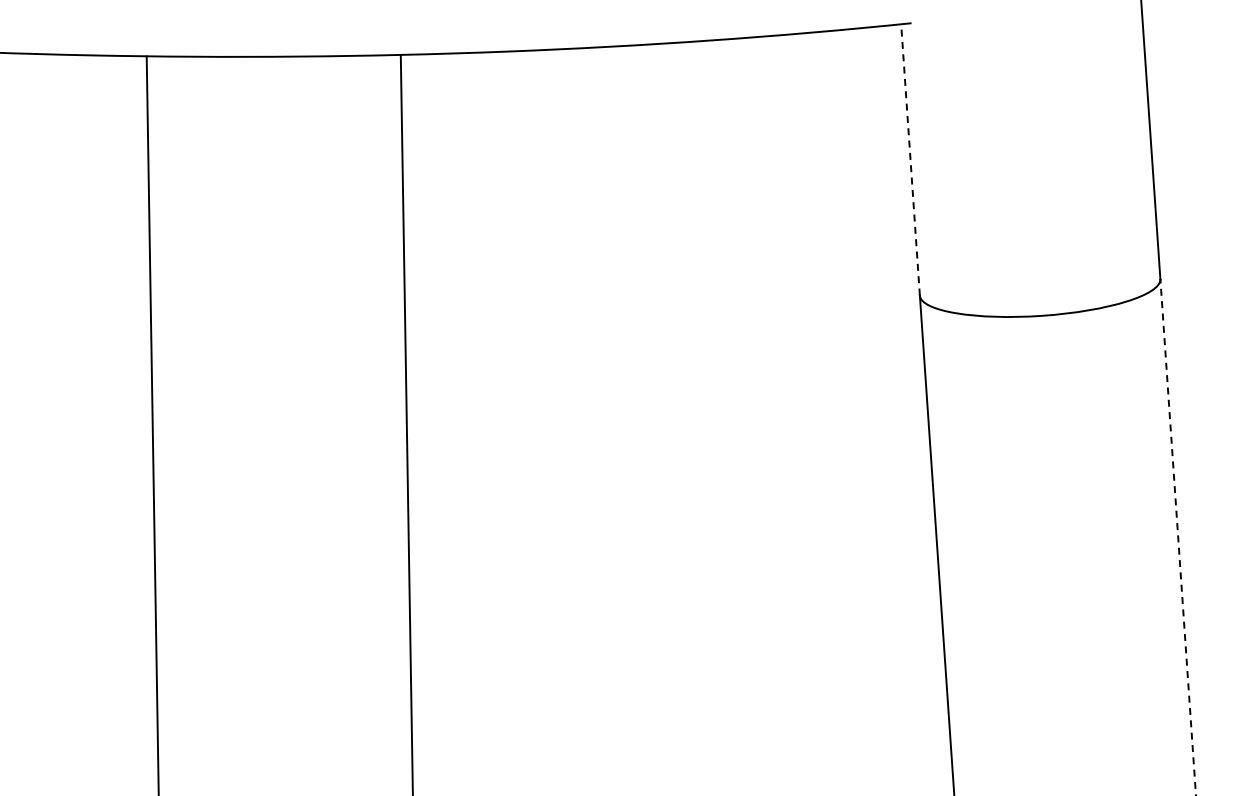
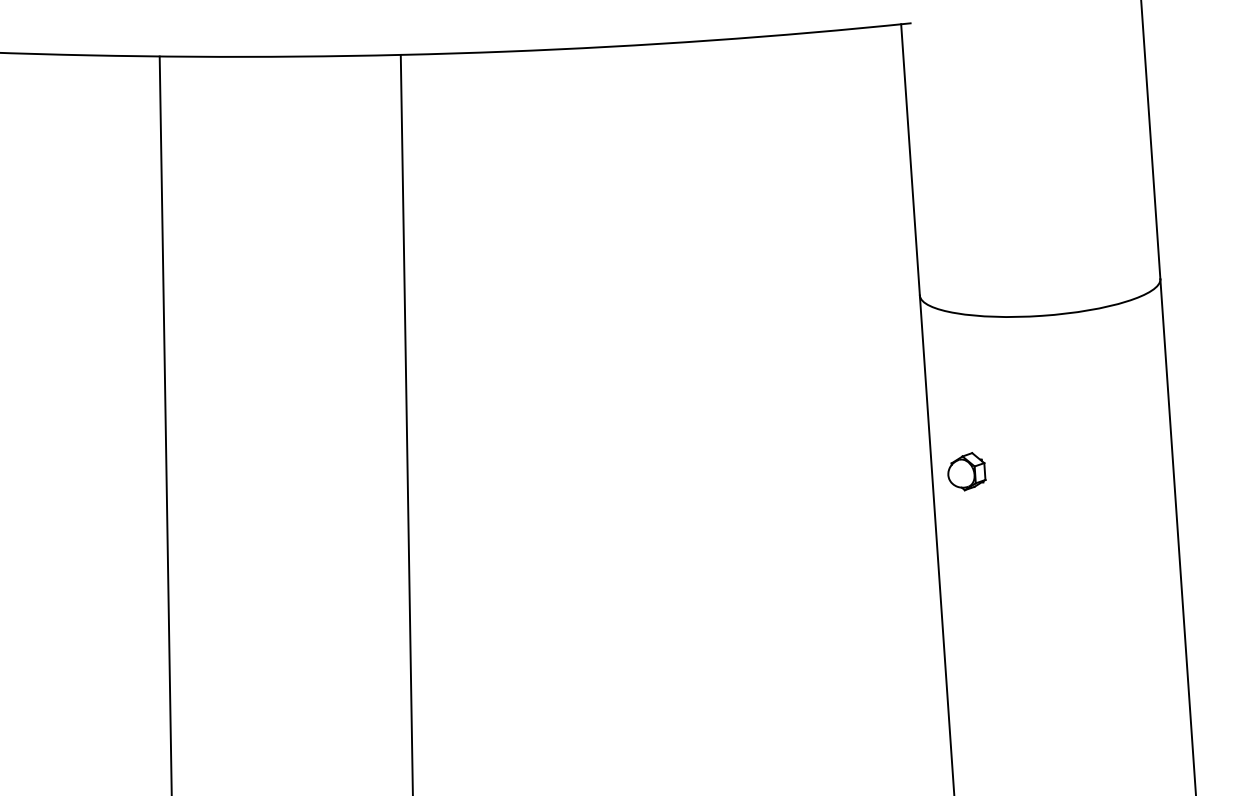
line: dashed -> solid (910, 159)
line position: (152, 424) -> (165, 424) (165, 424)
part: none -> present (966, 471)
line: dashed -> solid (1178, 537)
